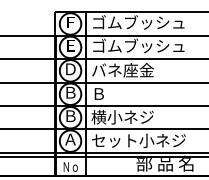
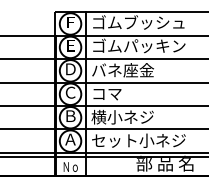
text: ゴムブッシュ -> ゴムパッキン (154, 45)
text: Ｂ -> Ｃ (70, 92)
text: Ｂ -> コマ (107, 94)
